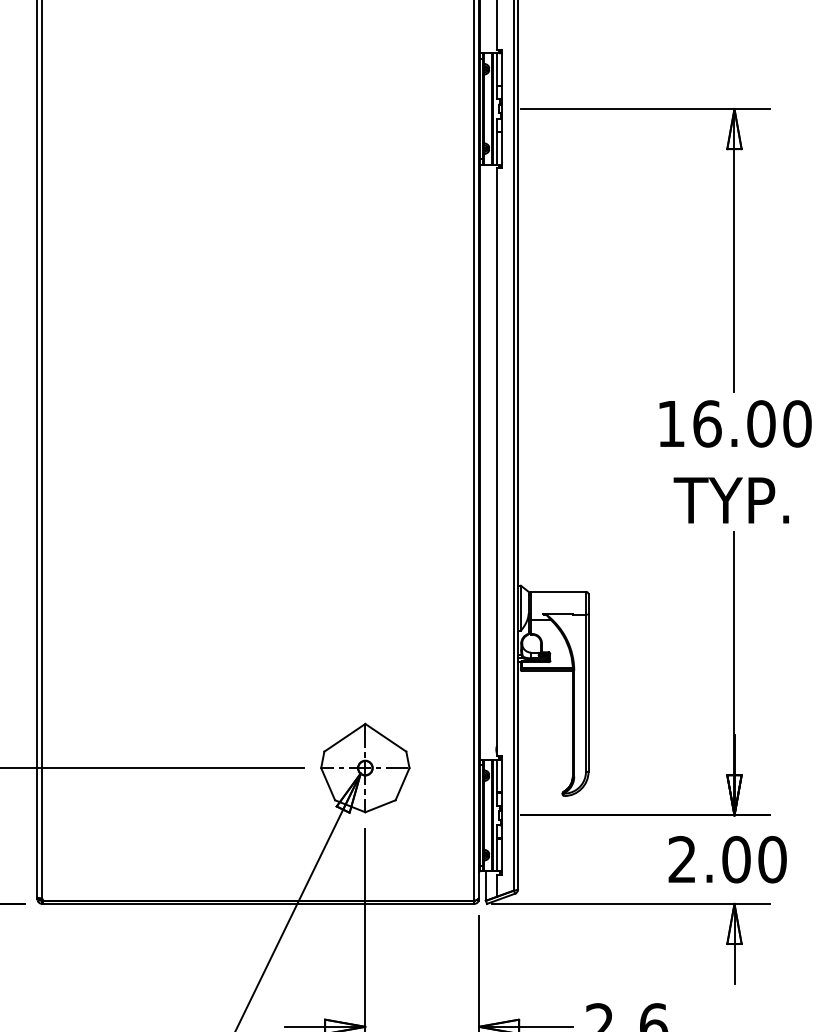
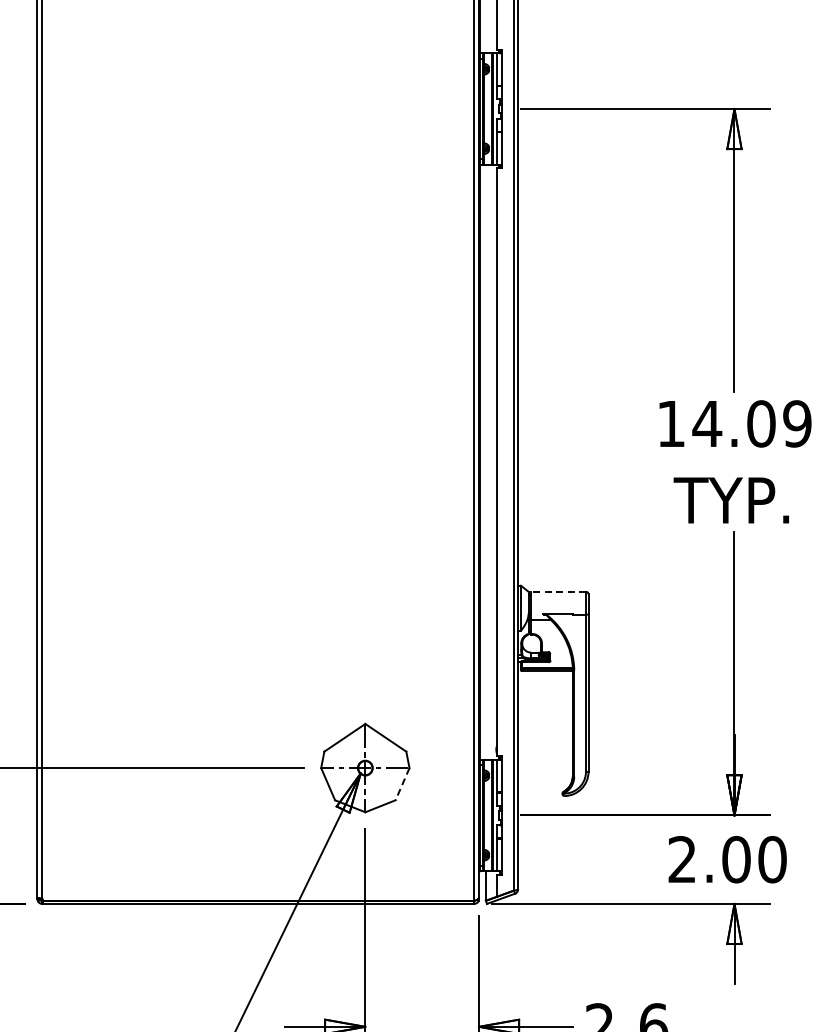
text: 16.00 -> 14.09 (751, 423)
line: solid -> dashed (558, 591)
line: solid -> dashed (402, 784)
